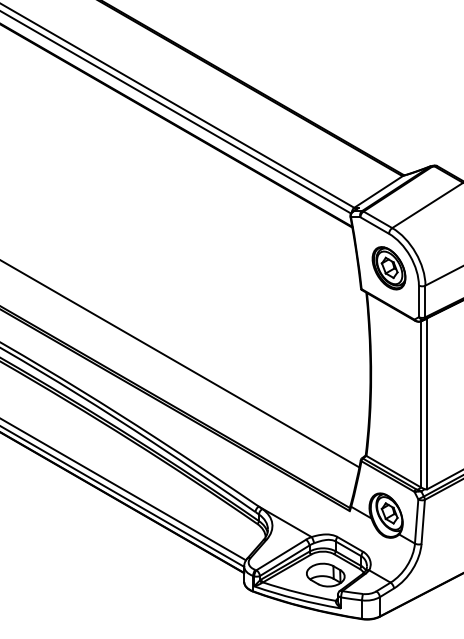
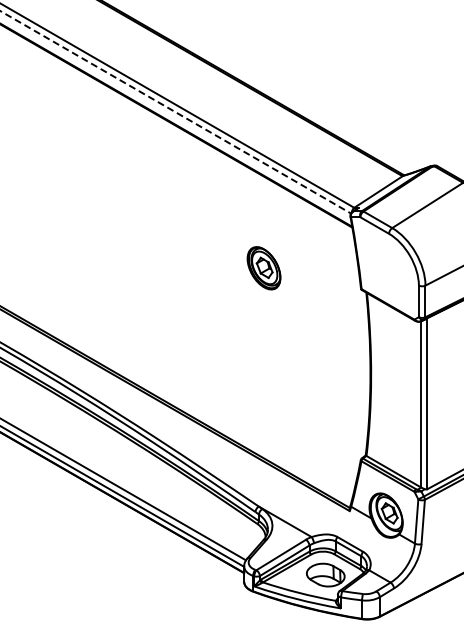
line: solid -> dashed (176, 112)
part position: (388, 268) -> (263, 268) (263, 268)
line: present -> none (180, 364)
